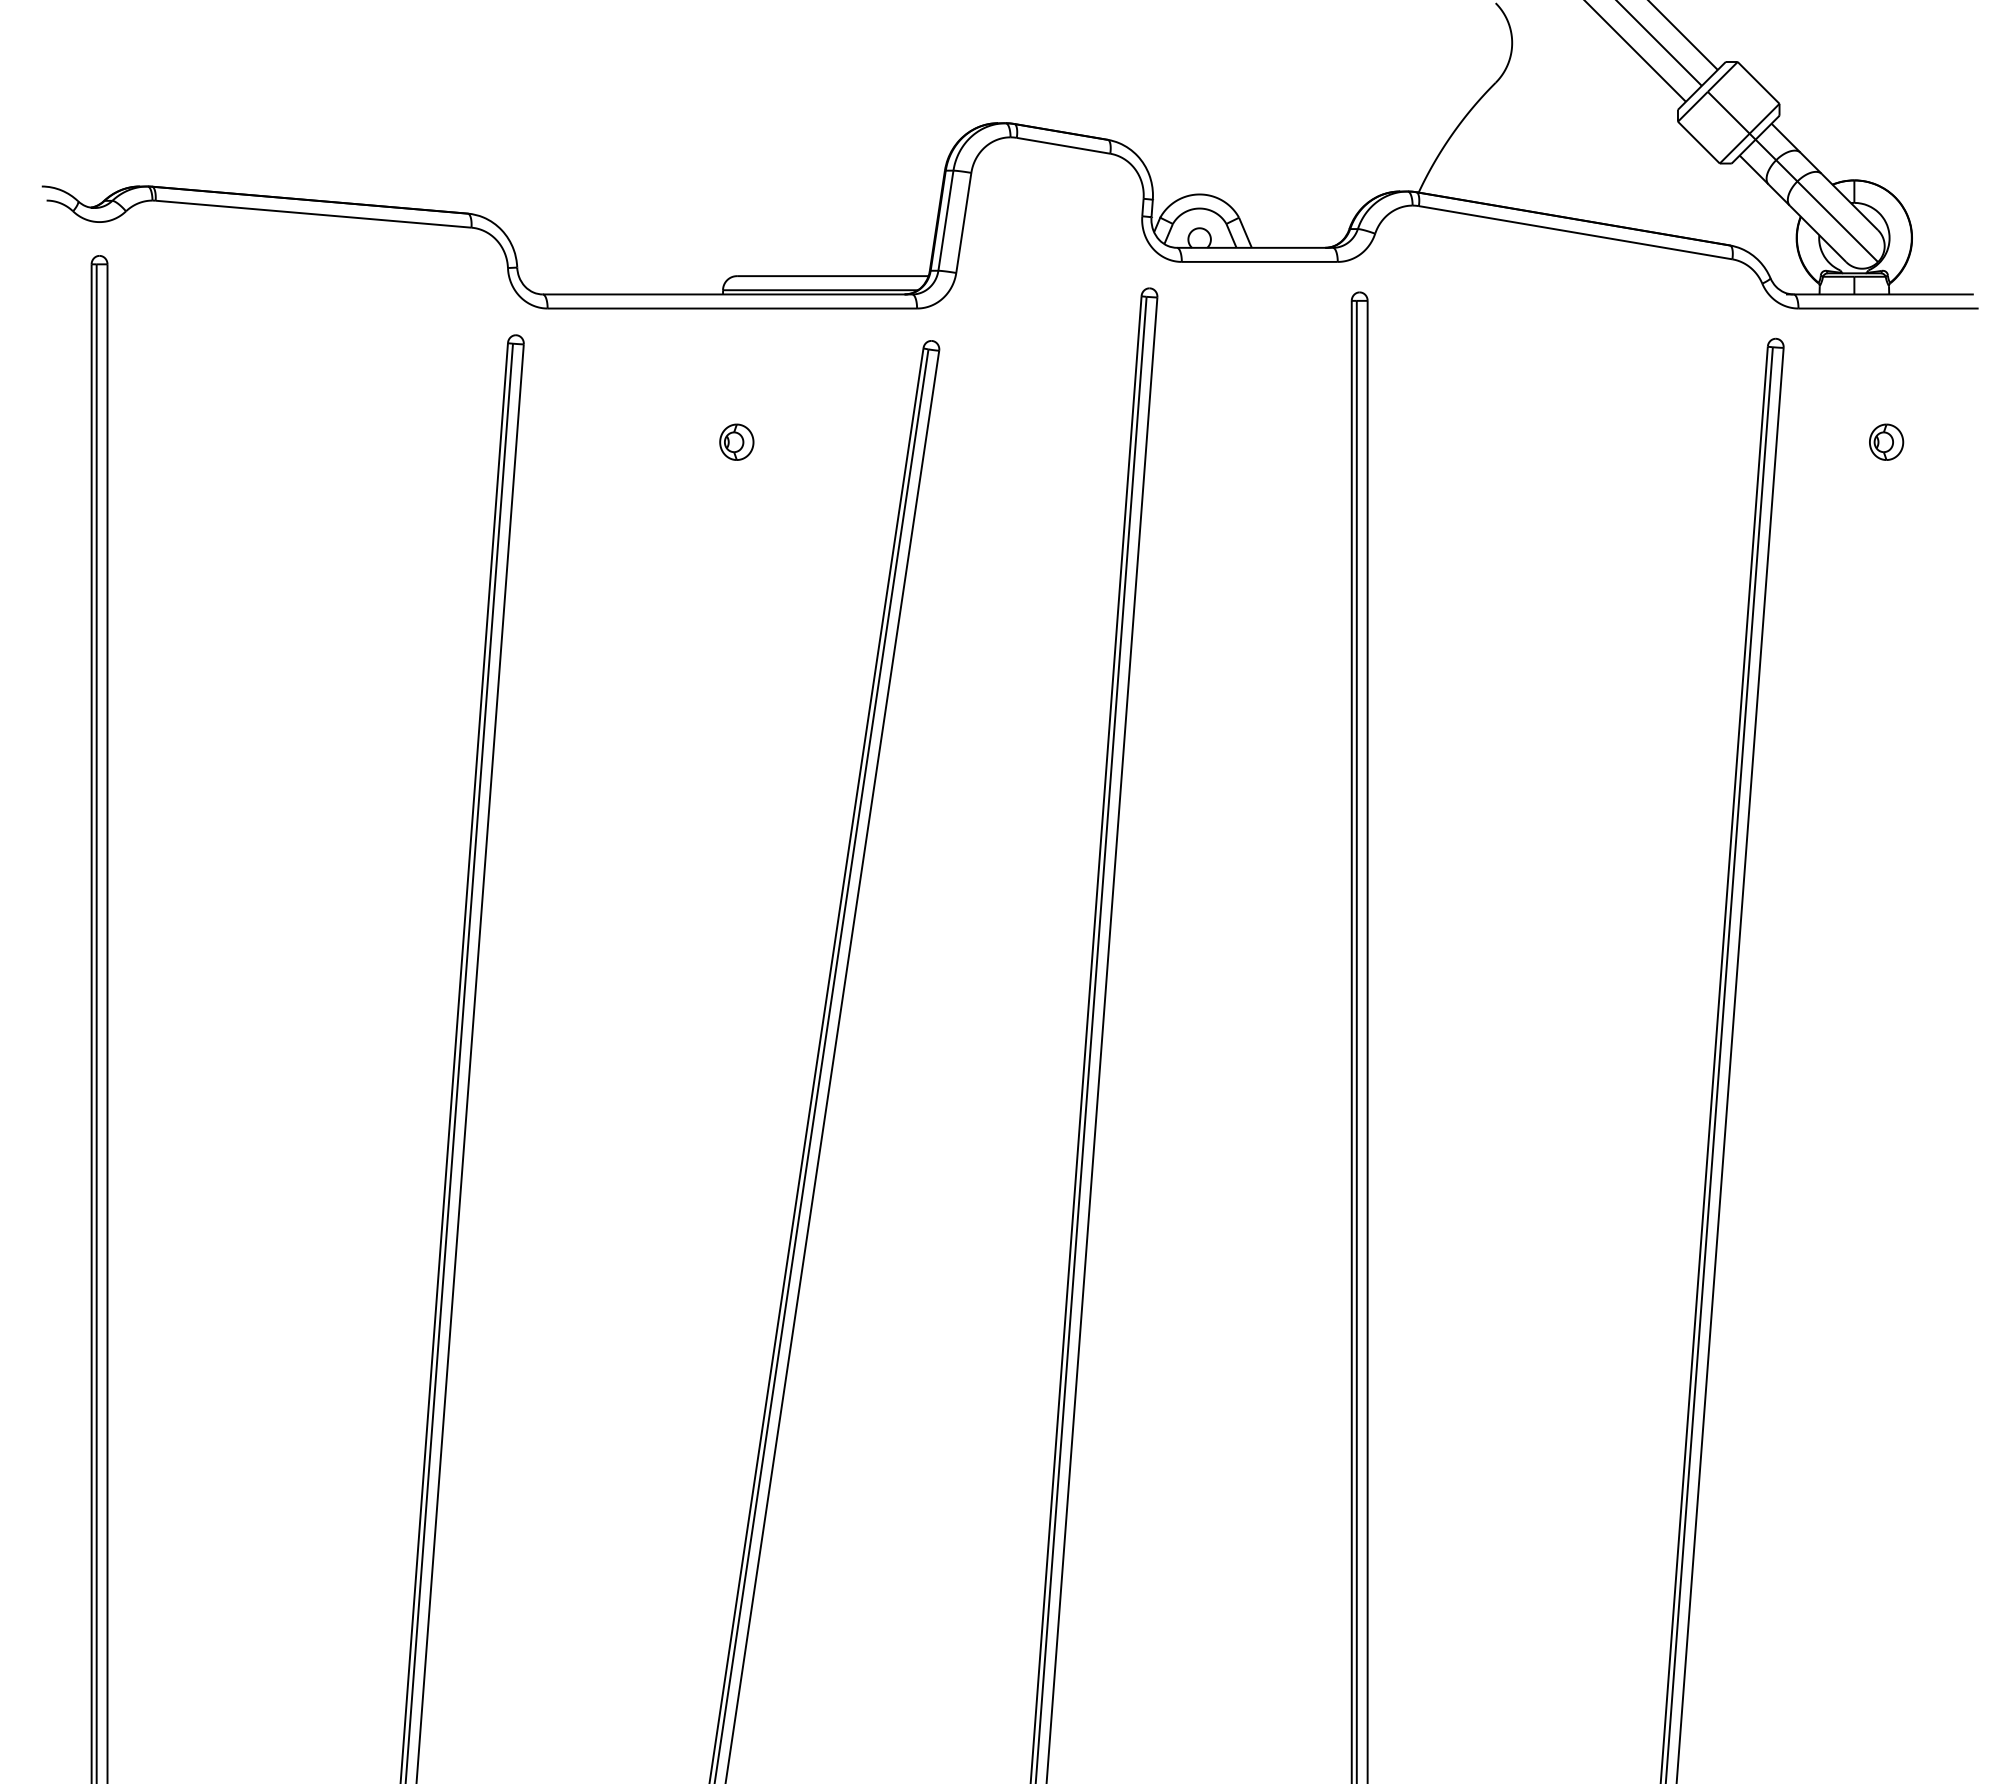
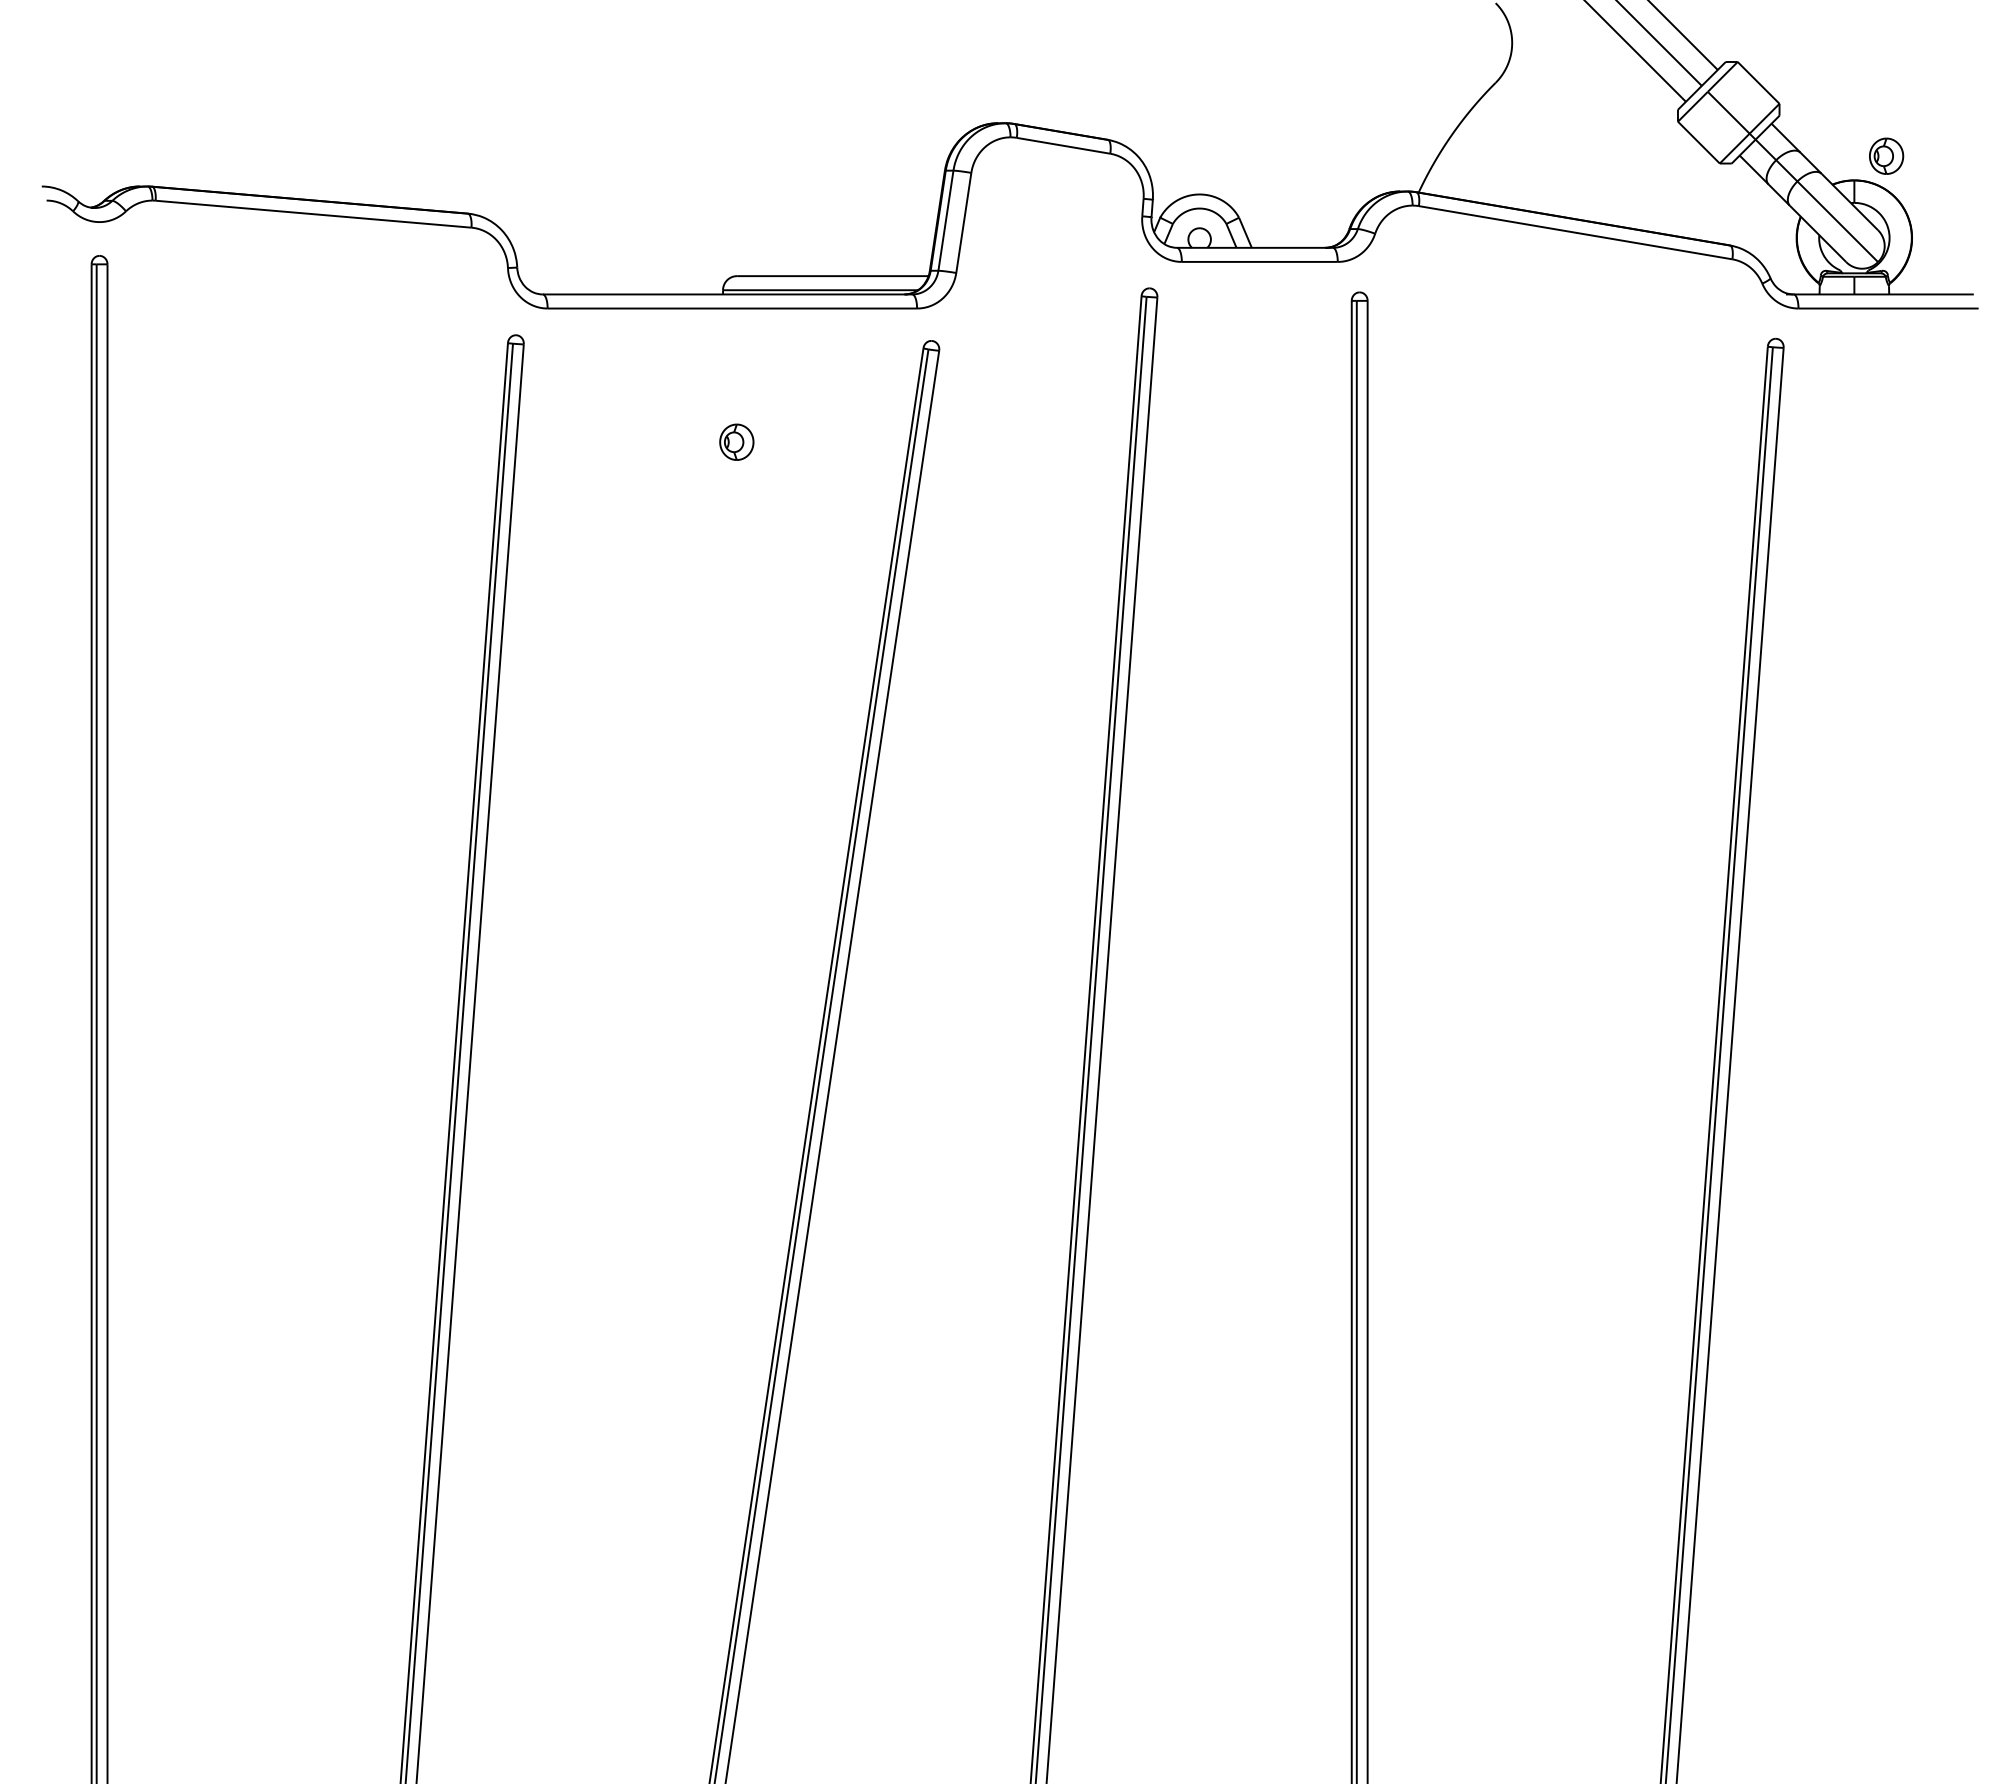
part position: (1886, 441) -> (1886, 155) (1886, 155)
